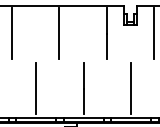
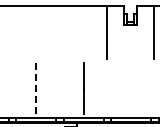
line: present -> none (11, 33)
line: present -> none (59, 33)
line: solid -> dashed (36, 88)
line: present -> none (131, 88)
